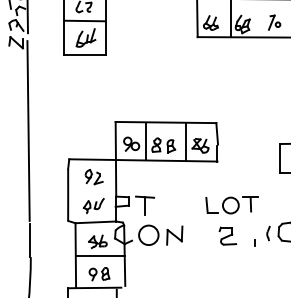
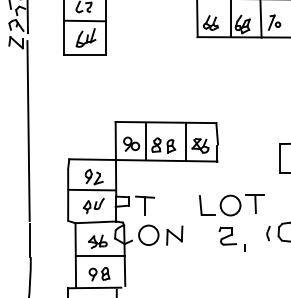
line: none -> present (260, 19)
line: none -> present (91, 189)
part size: 54x19 px -> 66x23 px (231, 205)
line position: (254, 242) -> (244, 247) (244, 247)
